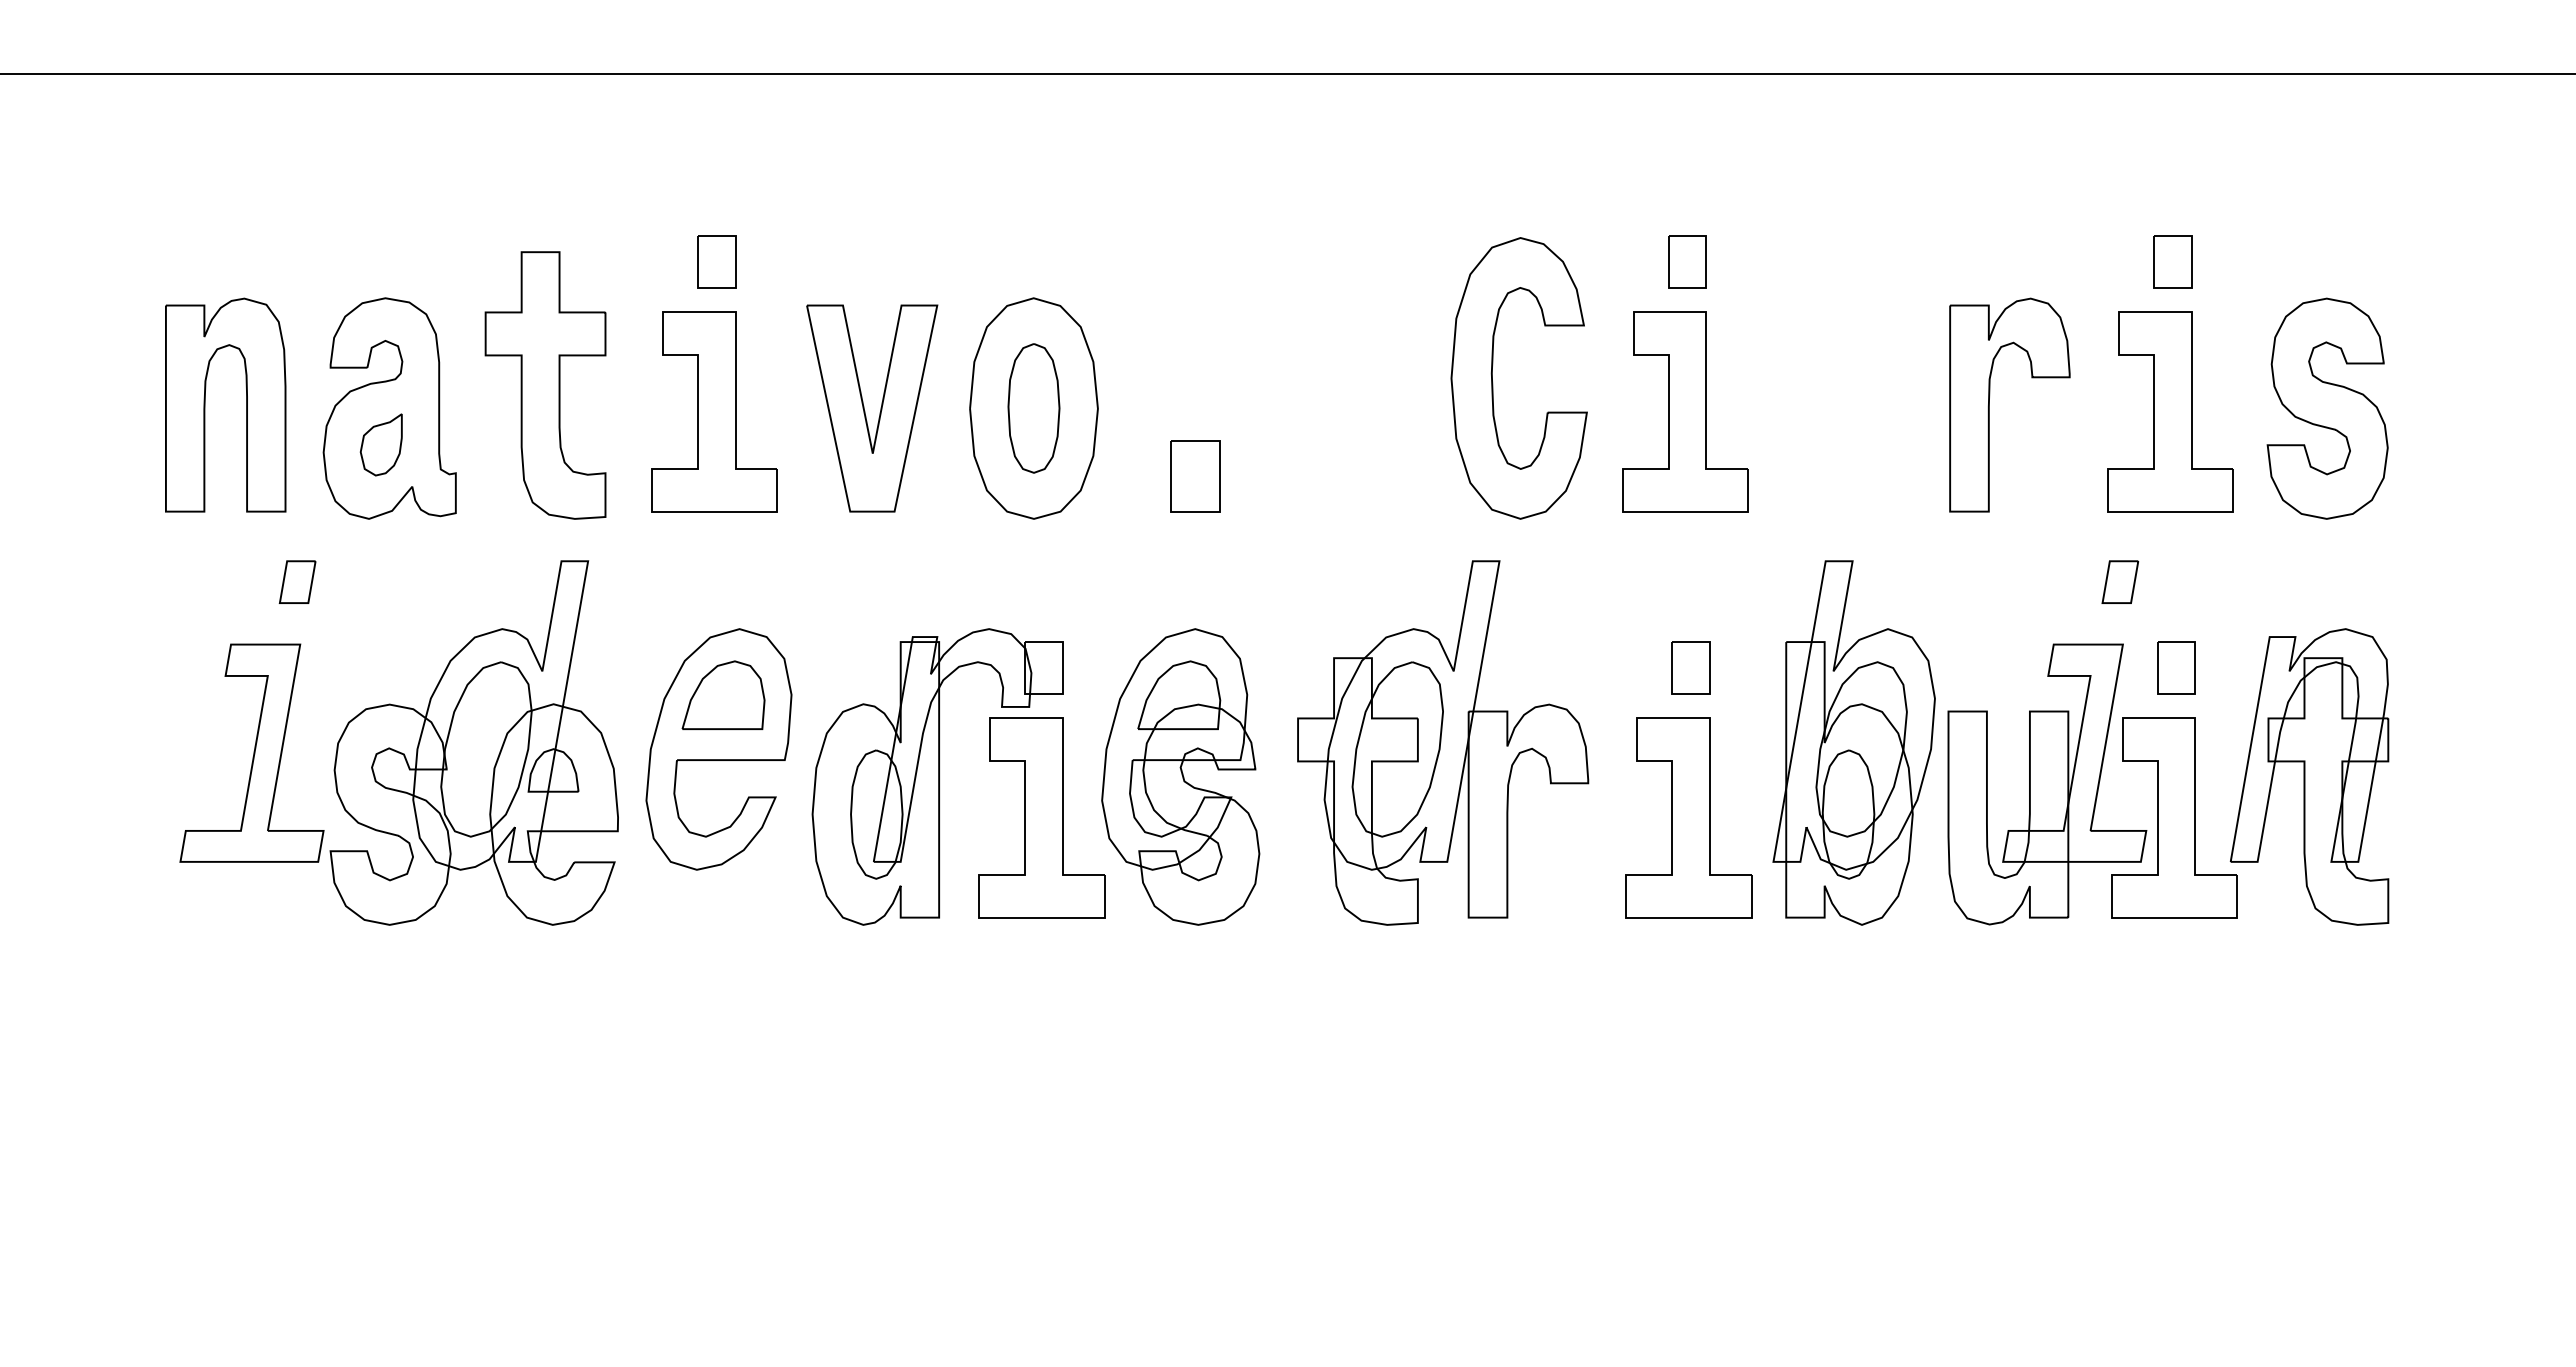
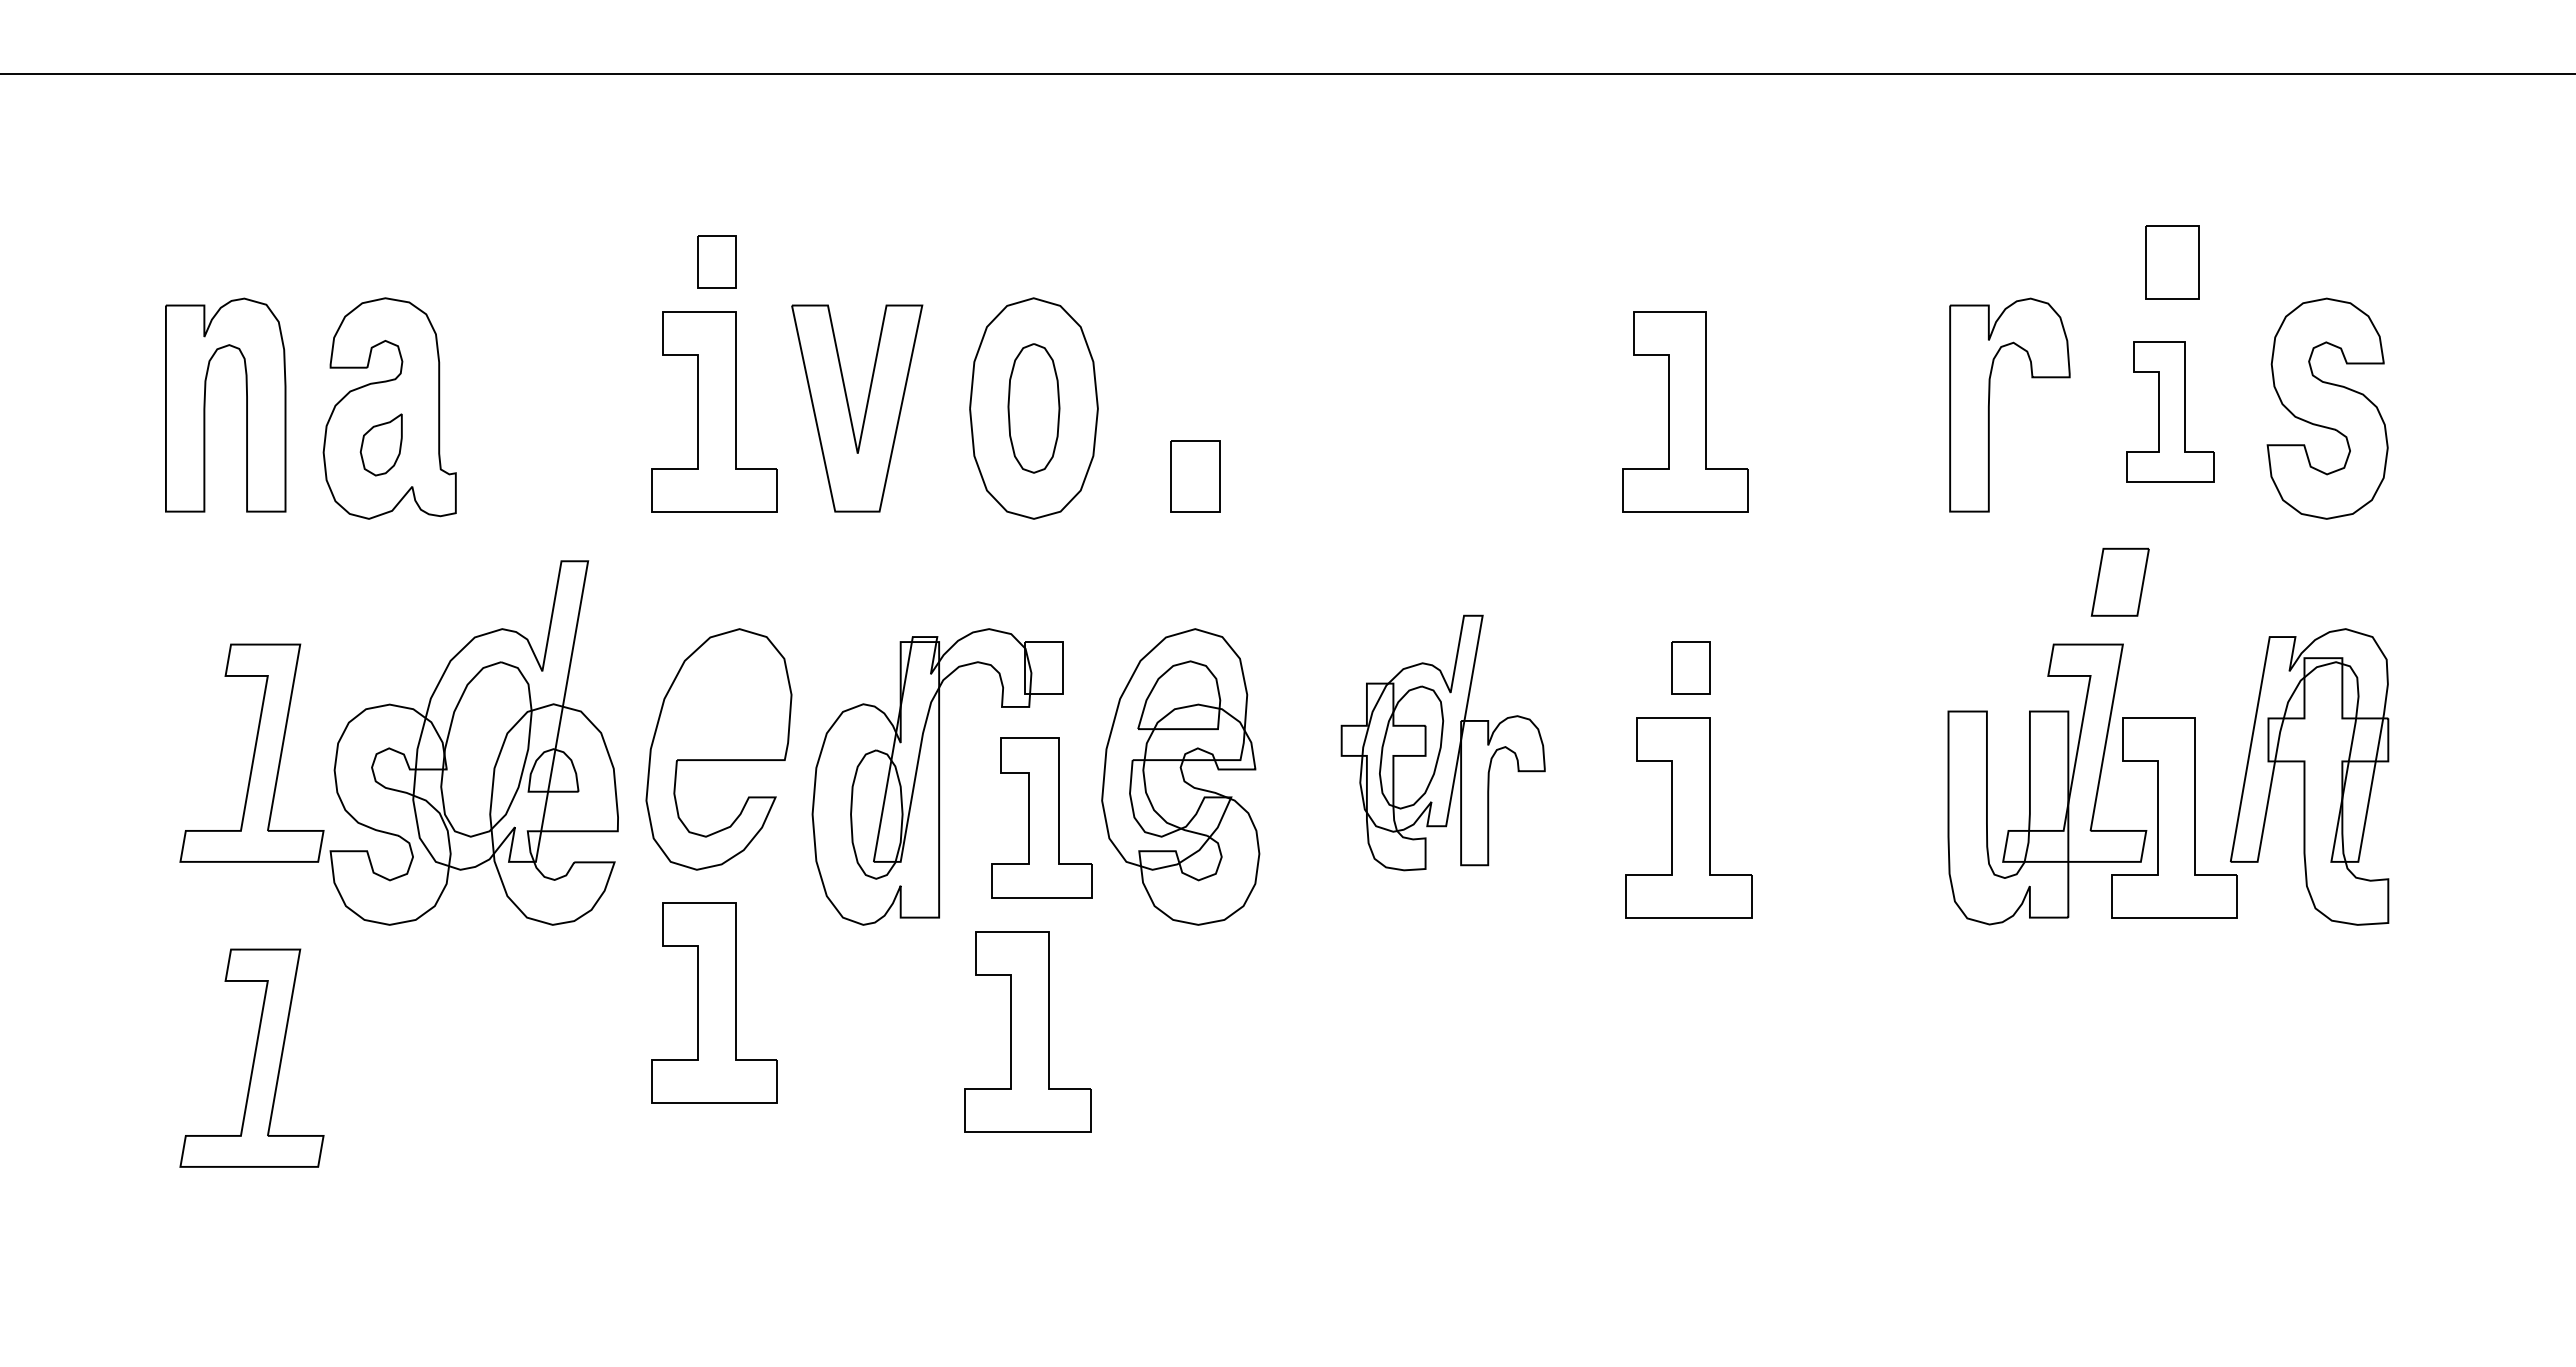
part: present -> none (1687, 261)
part size: 40x54 px -> 55x75 px (2172, 262)
part: present -> none (1493, 383)
part: present -> none (545, 385)
part position: (865, 411) -> (850, 411) (850, 411)
part size: 127x202 px -> 89x142 px (2170, 411)
part: present -> none (297, 581)
part size: 39x44 px -> 60x70 px (2119, 581)
part: present -> none (2176, 667)
part: present -> none (723, 694)
part size: 293x366 px -> 206x258 px (1442, 742)
part: present -> none (1853, 742)
part size: 128x202 px -> 102x162 px (1041, 817)
part: none -> present (714, 1002)
part: none -> present (1027, 1031)
part: none -> present (251, 1057)
